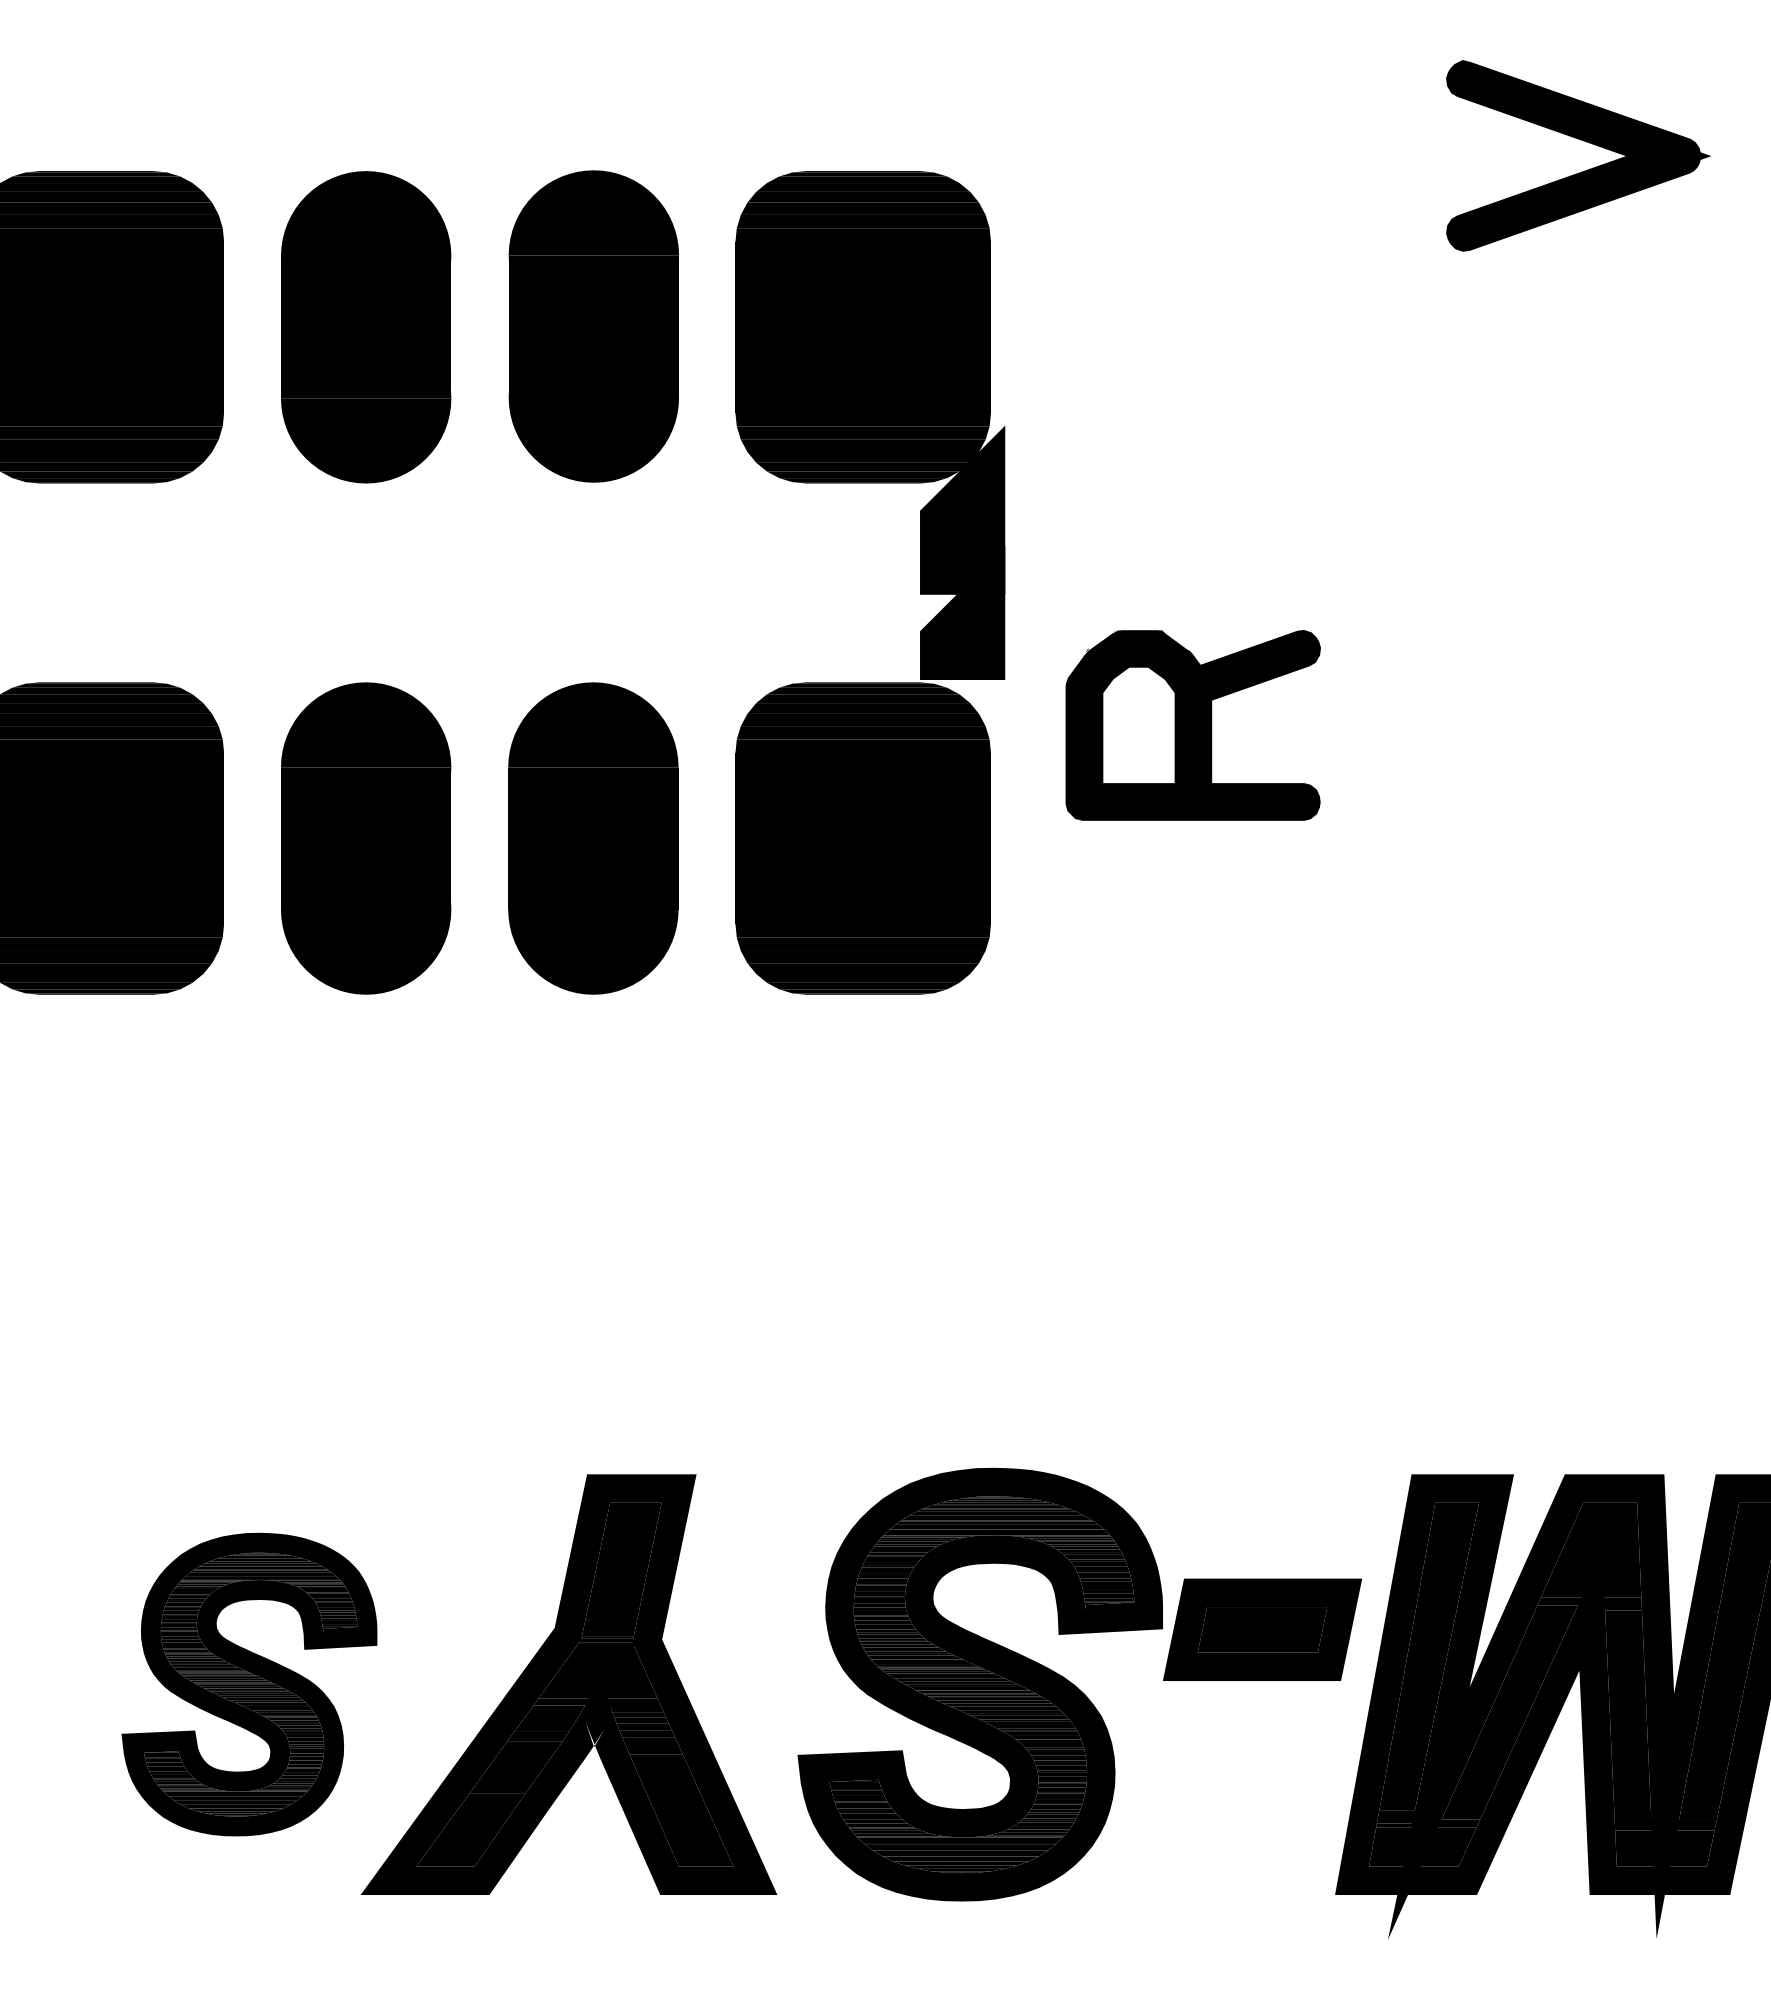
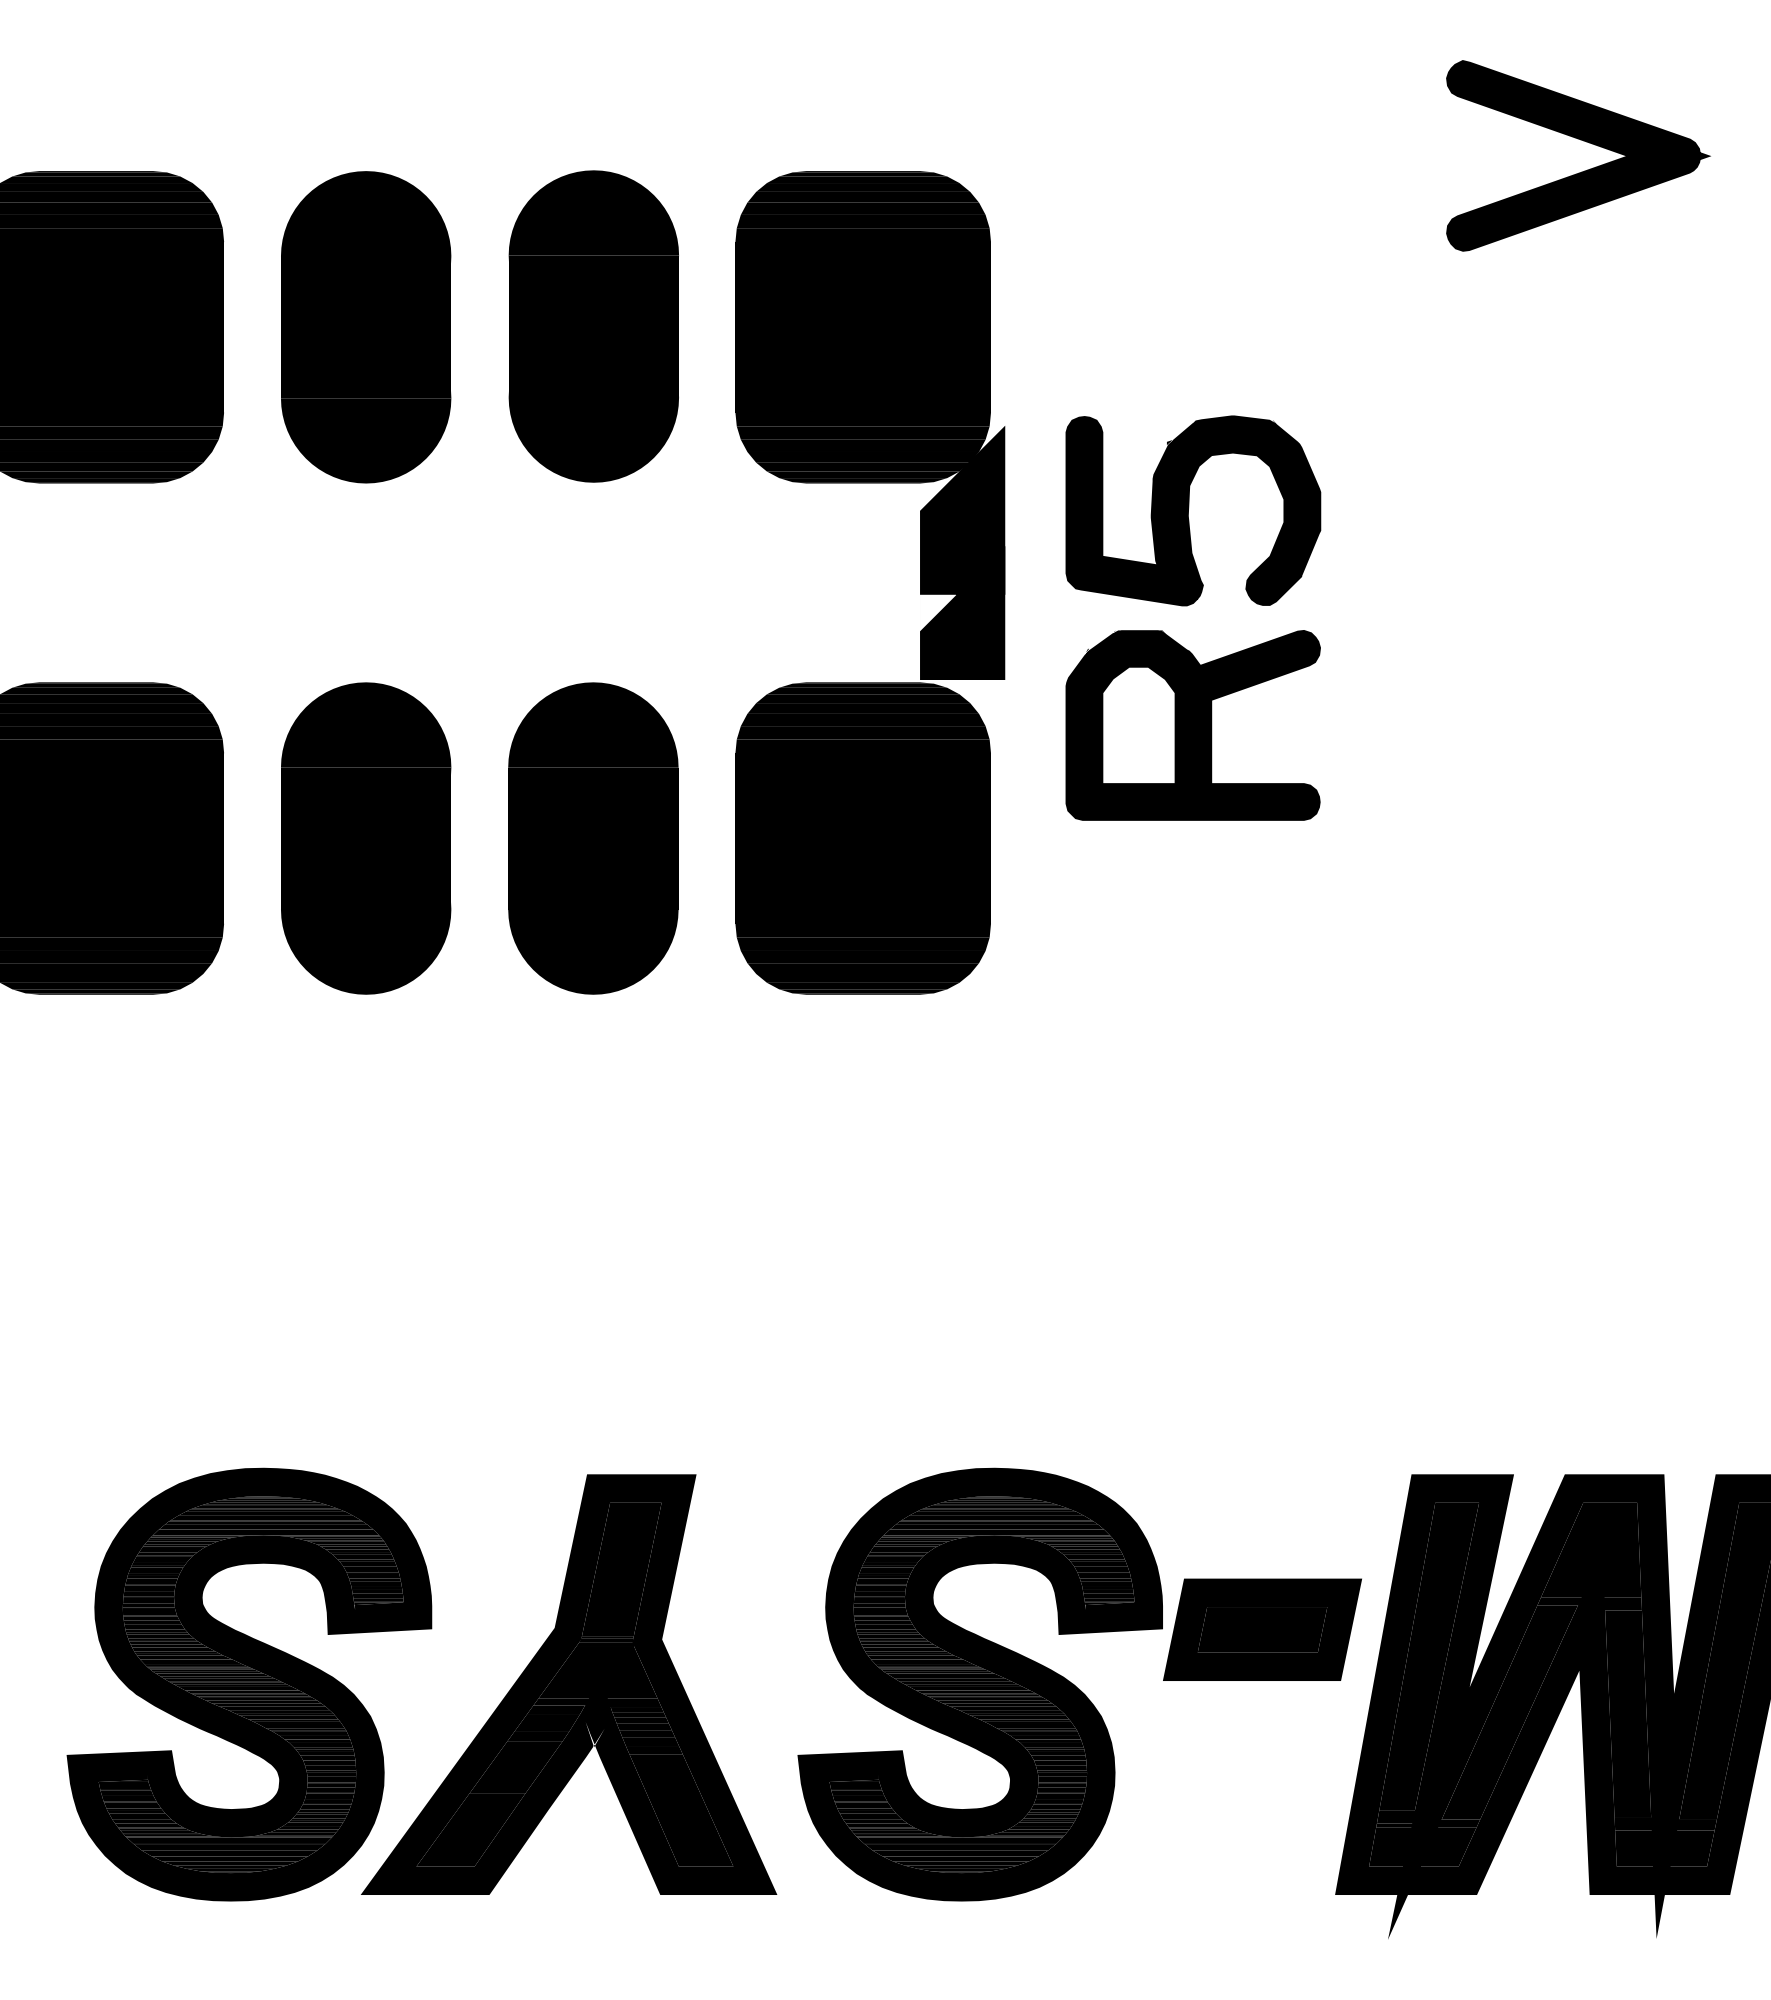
part: none -> present (1193, 510)
part size: 257x305 px -> 367x435 px (249, 1684)
